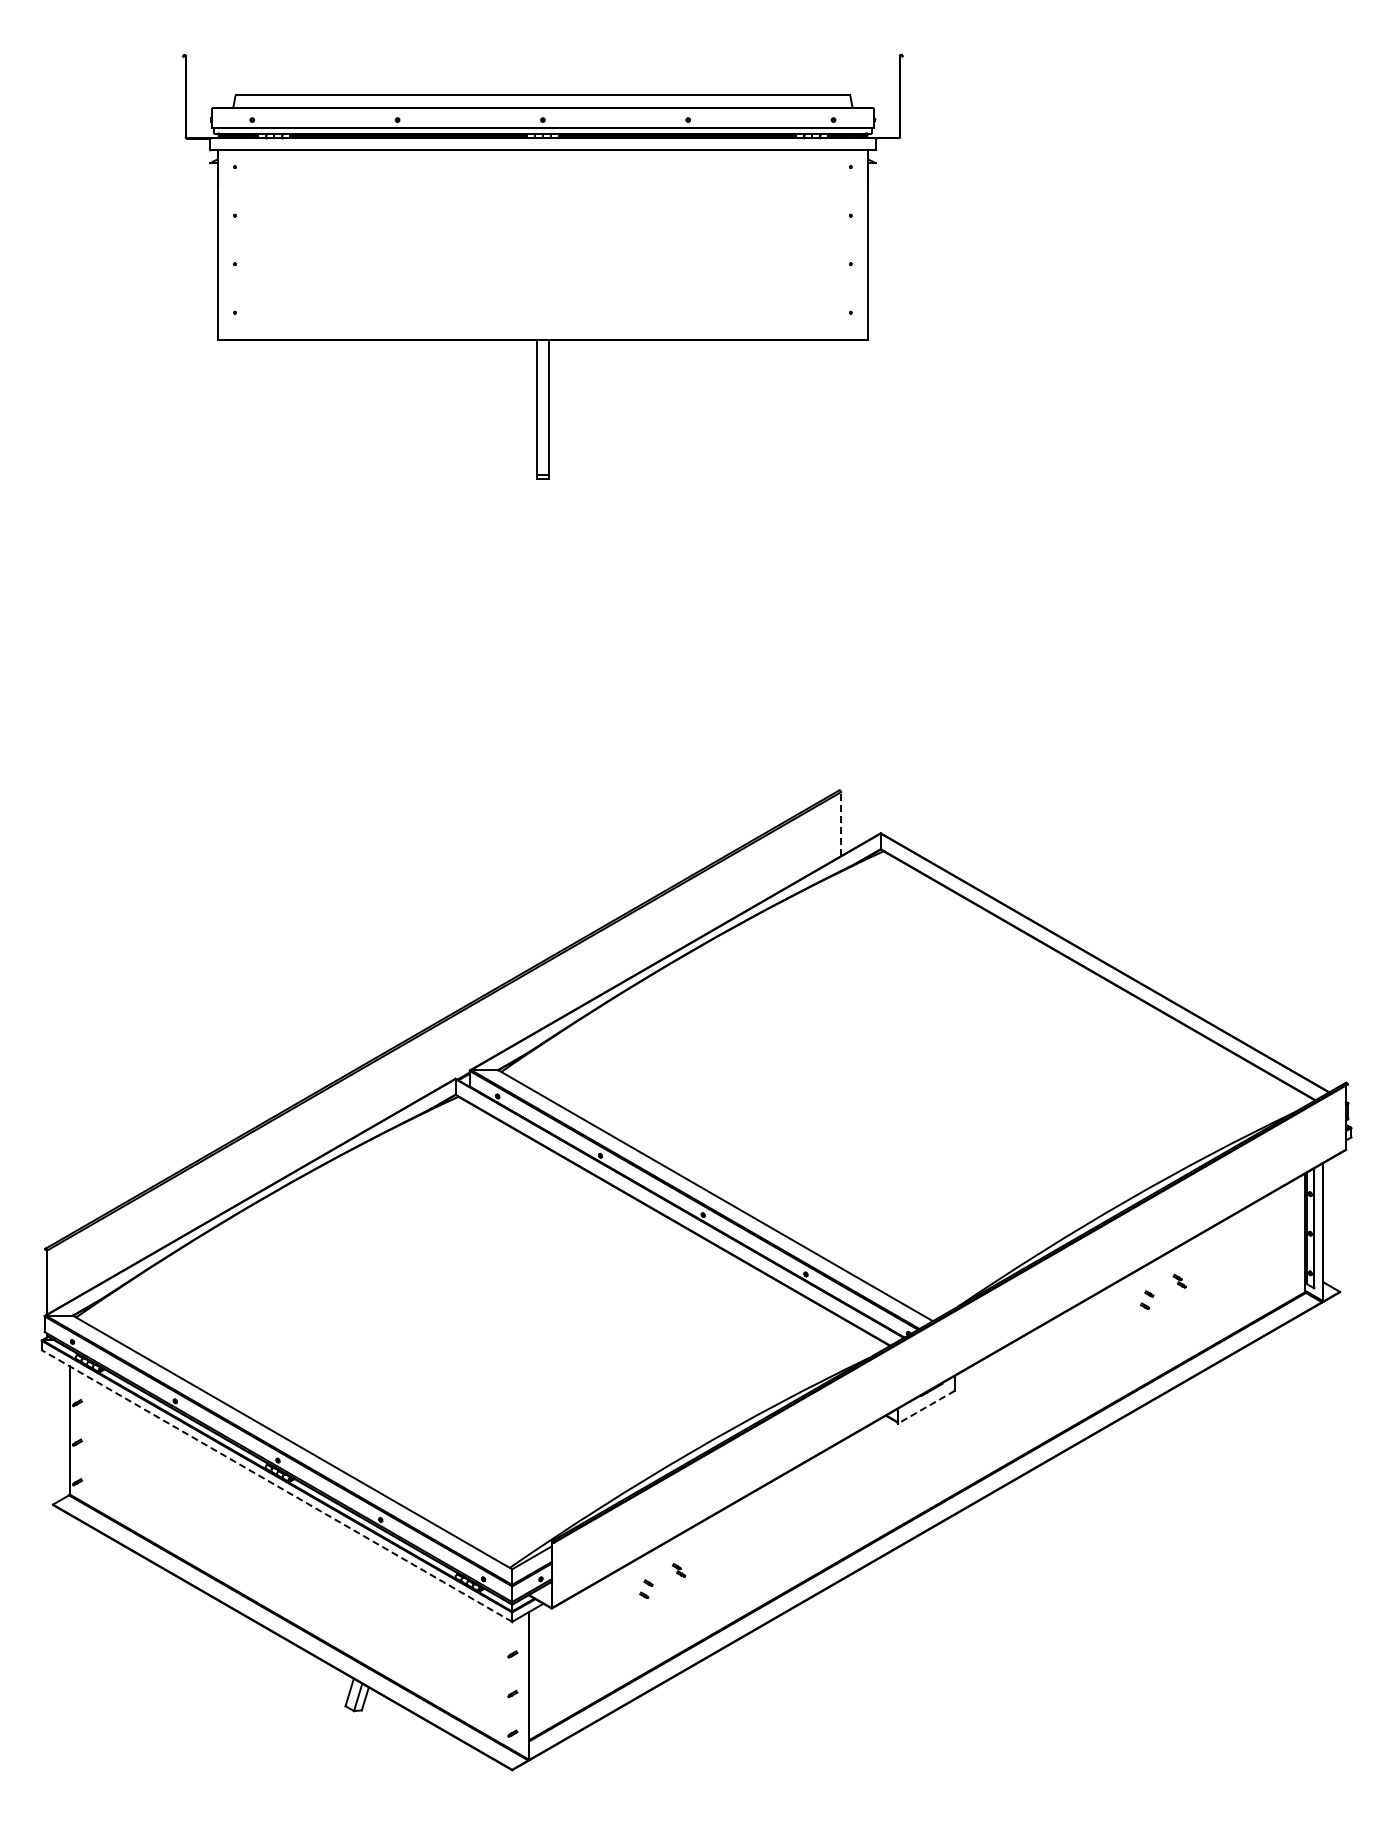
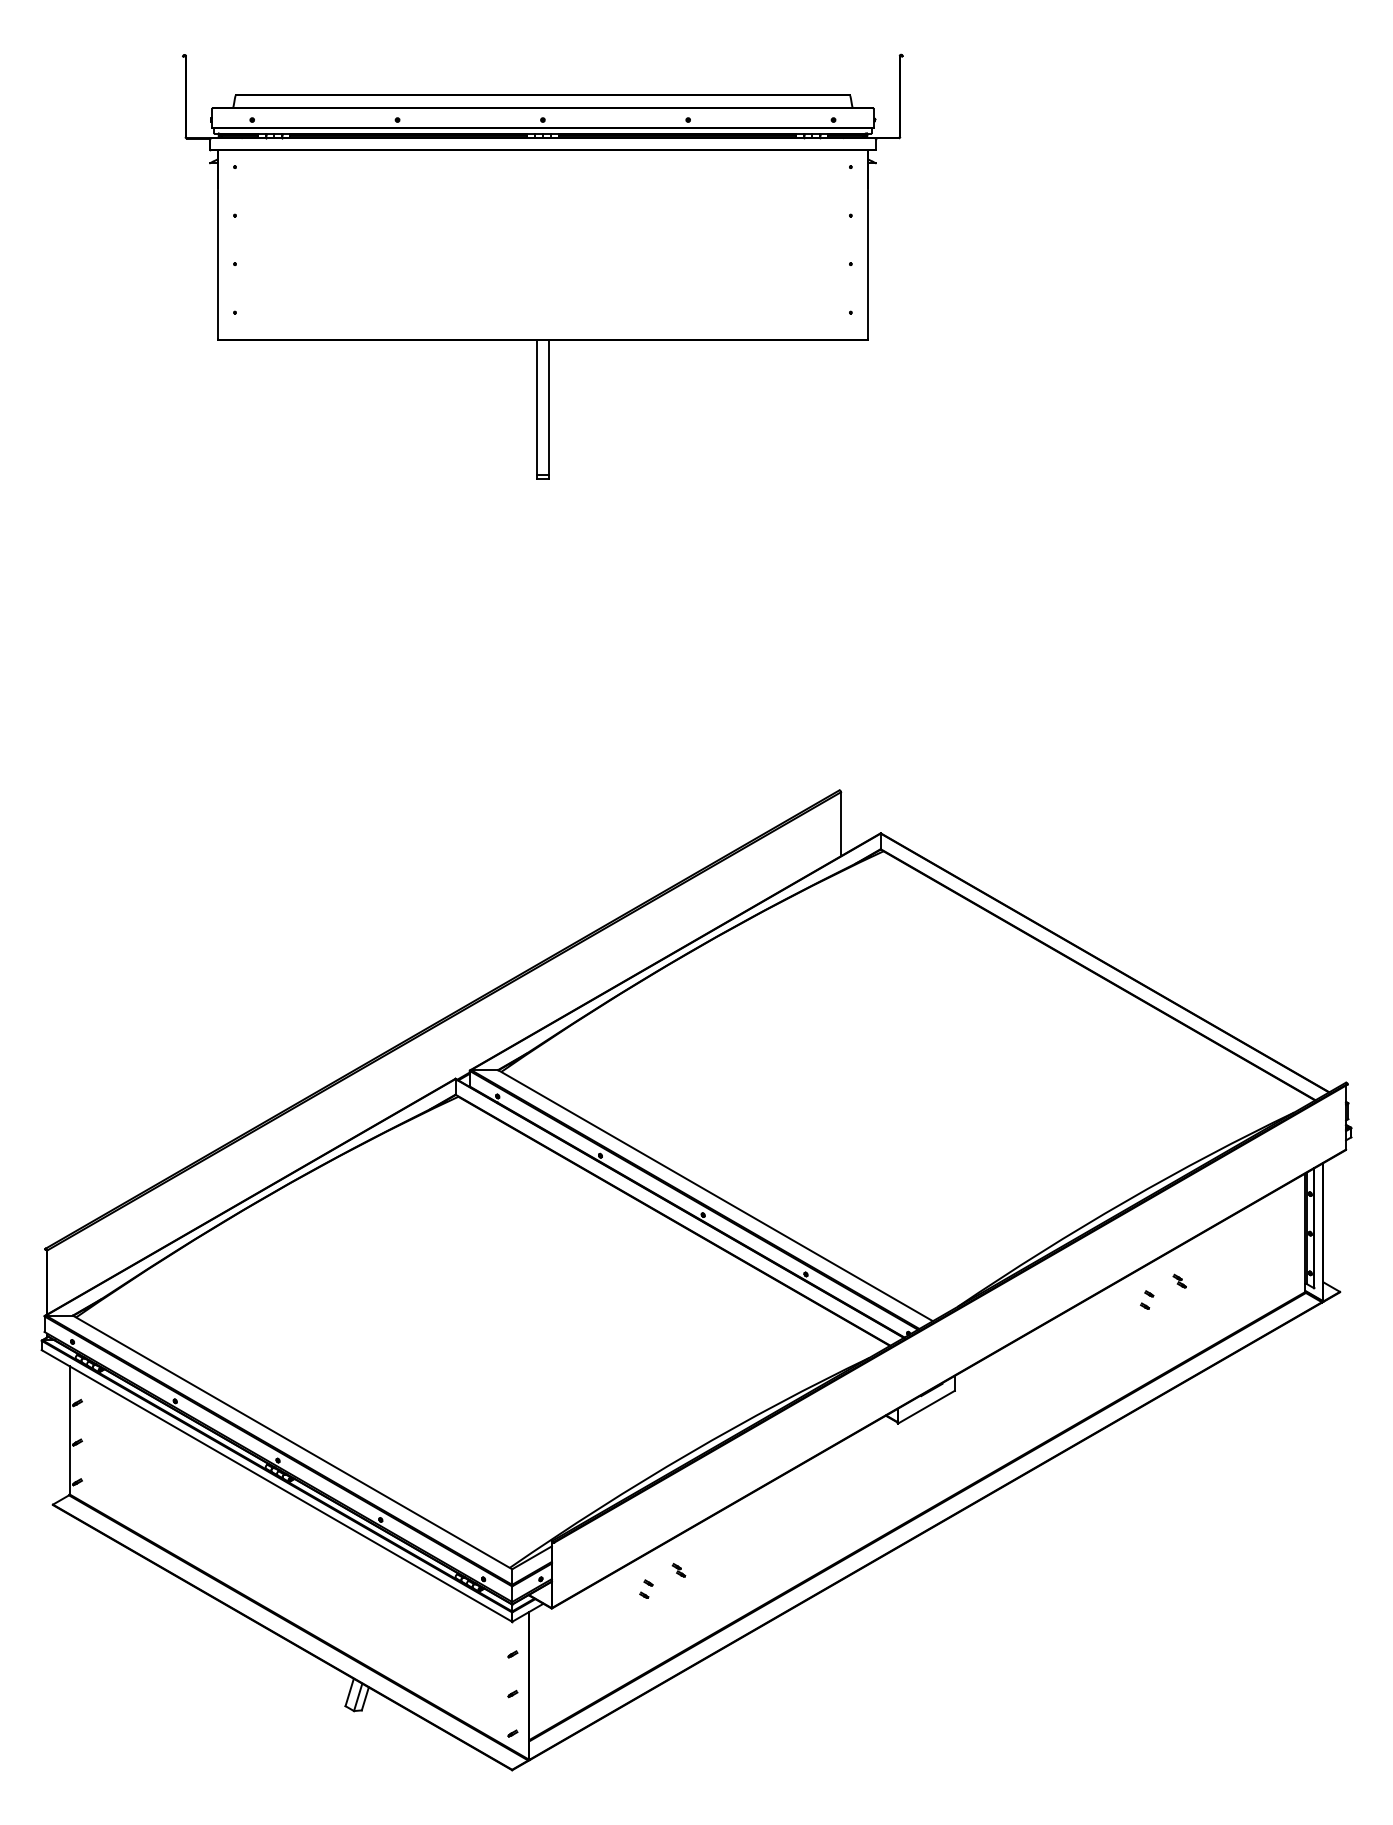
line: dashed -> solid (841, 824)
line: dashed -> solid (926, 1407)
line: dashed -> solid (276, 1485)
